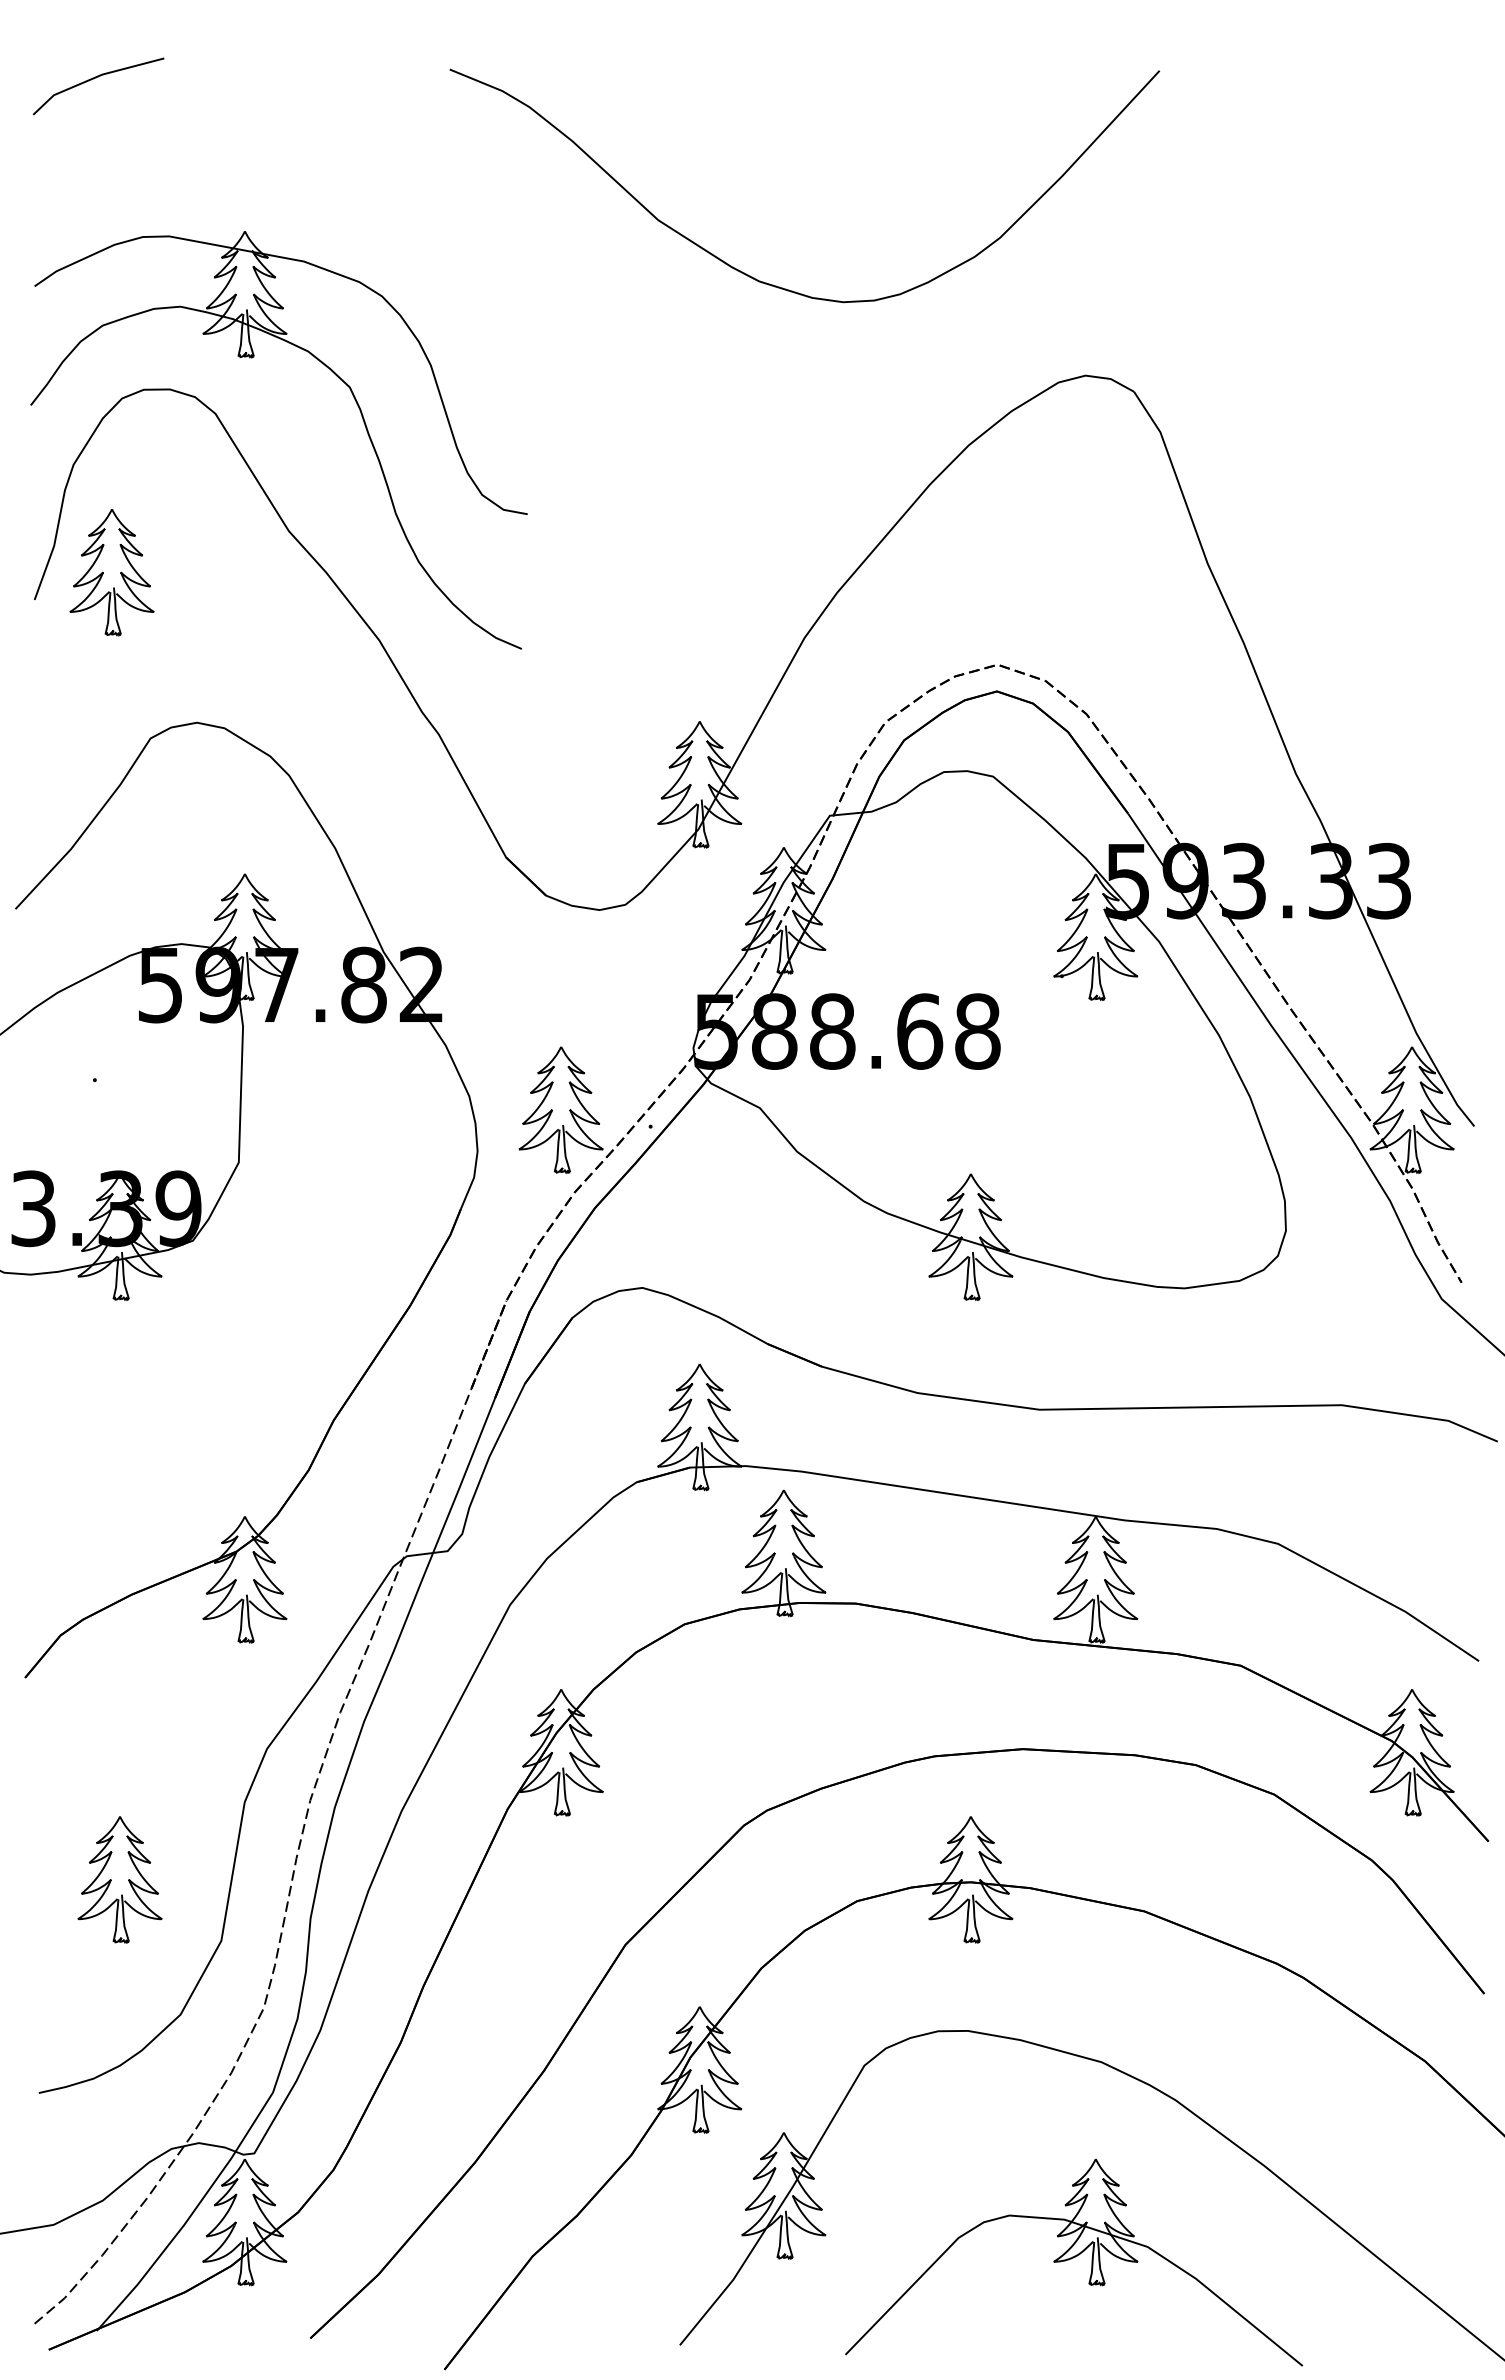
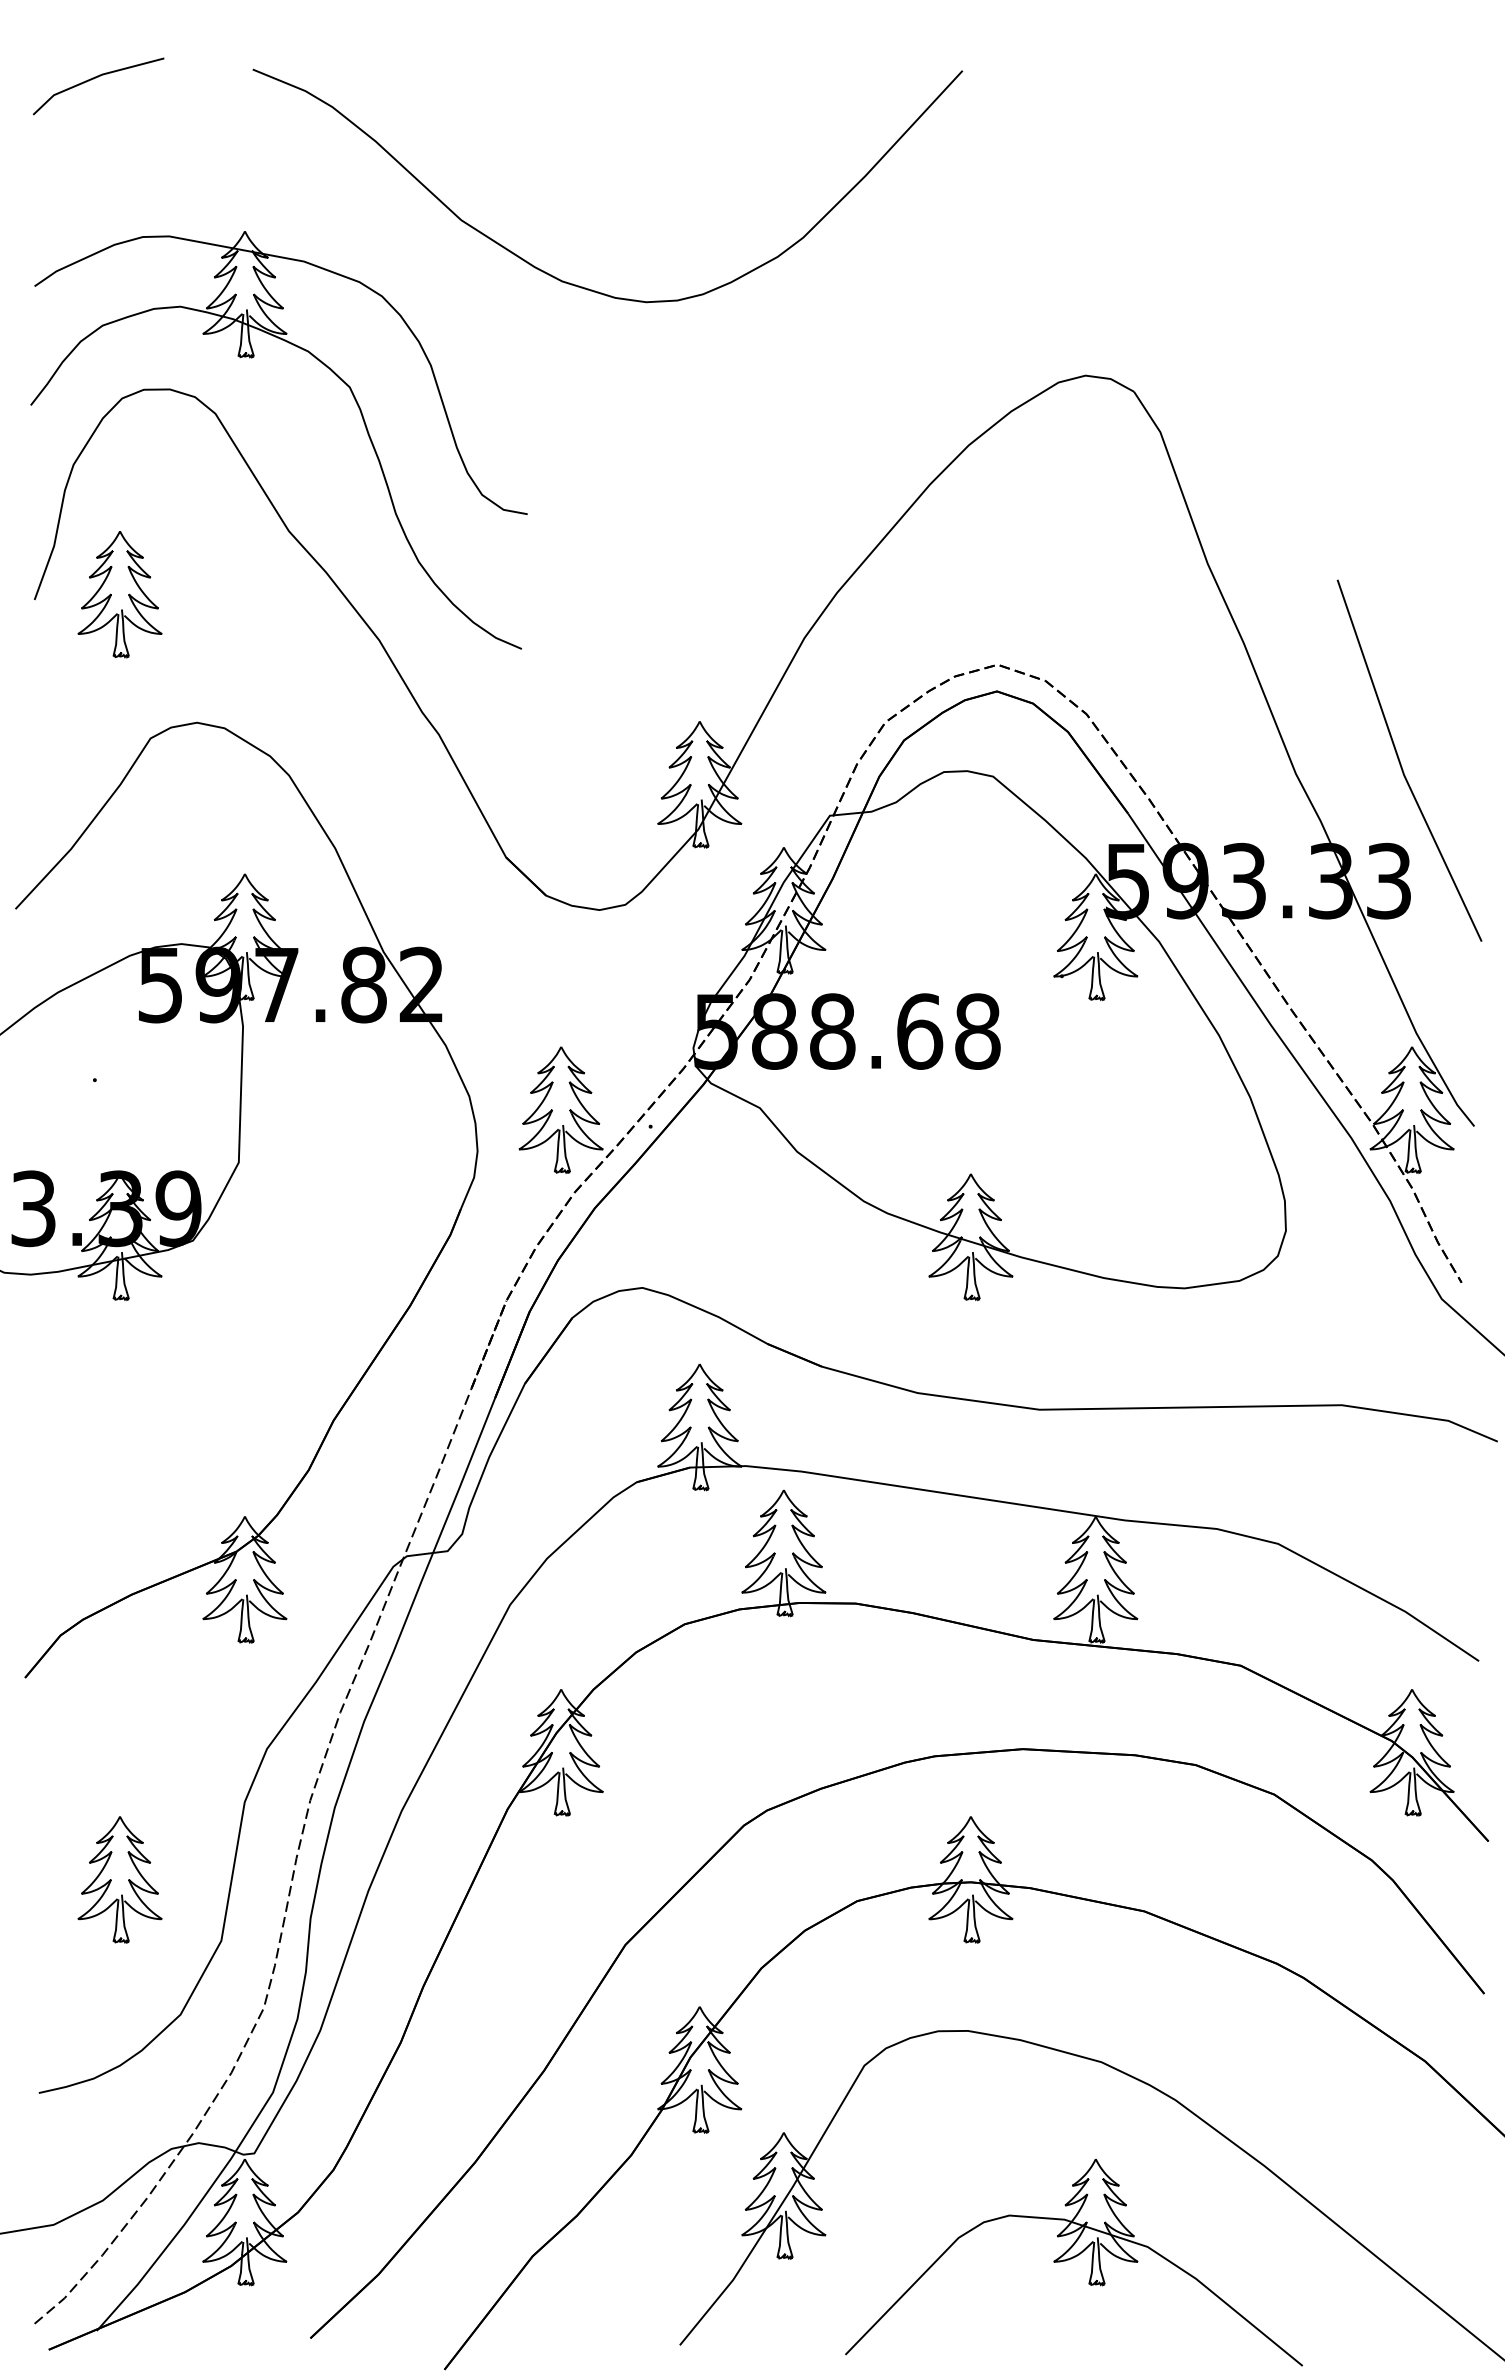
curve position: (773, 284) -> (576, 284) (576, 284)
part position: (111, 572) -> (119, 594) (119, 594)
line: none -> present (1401, 763)
